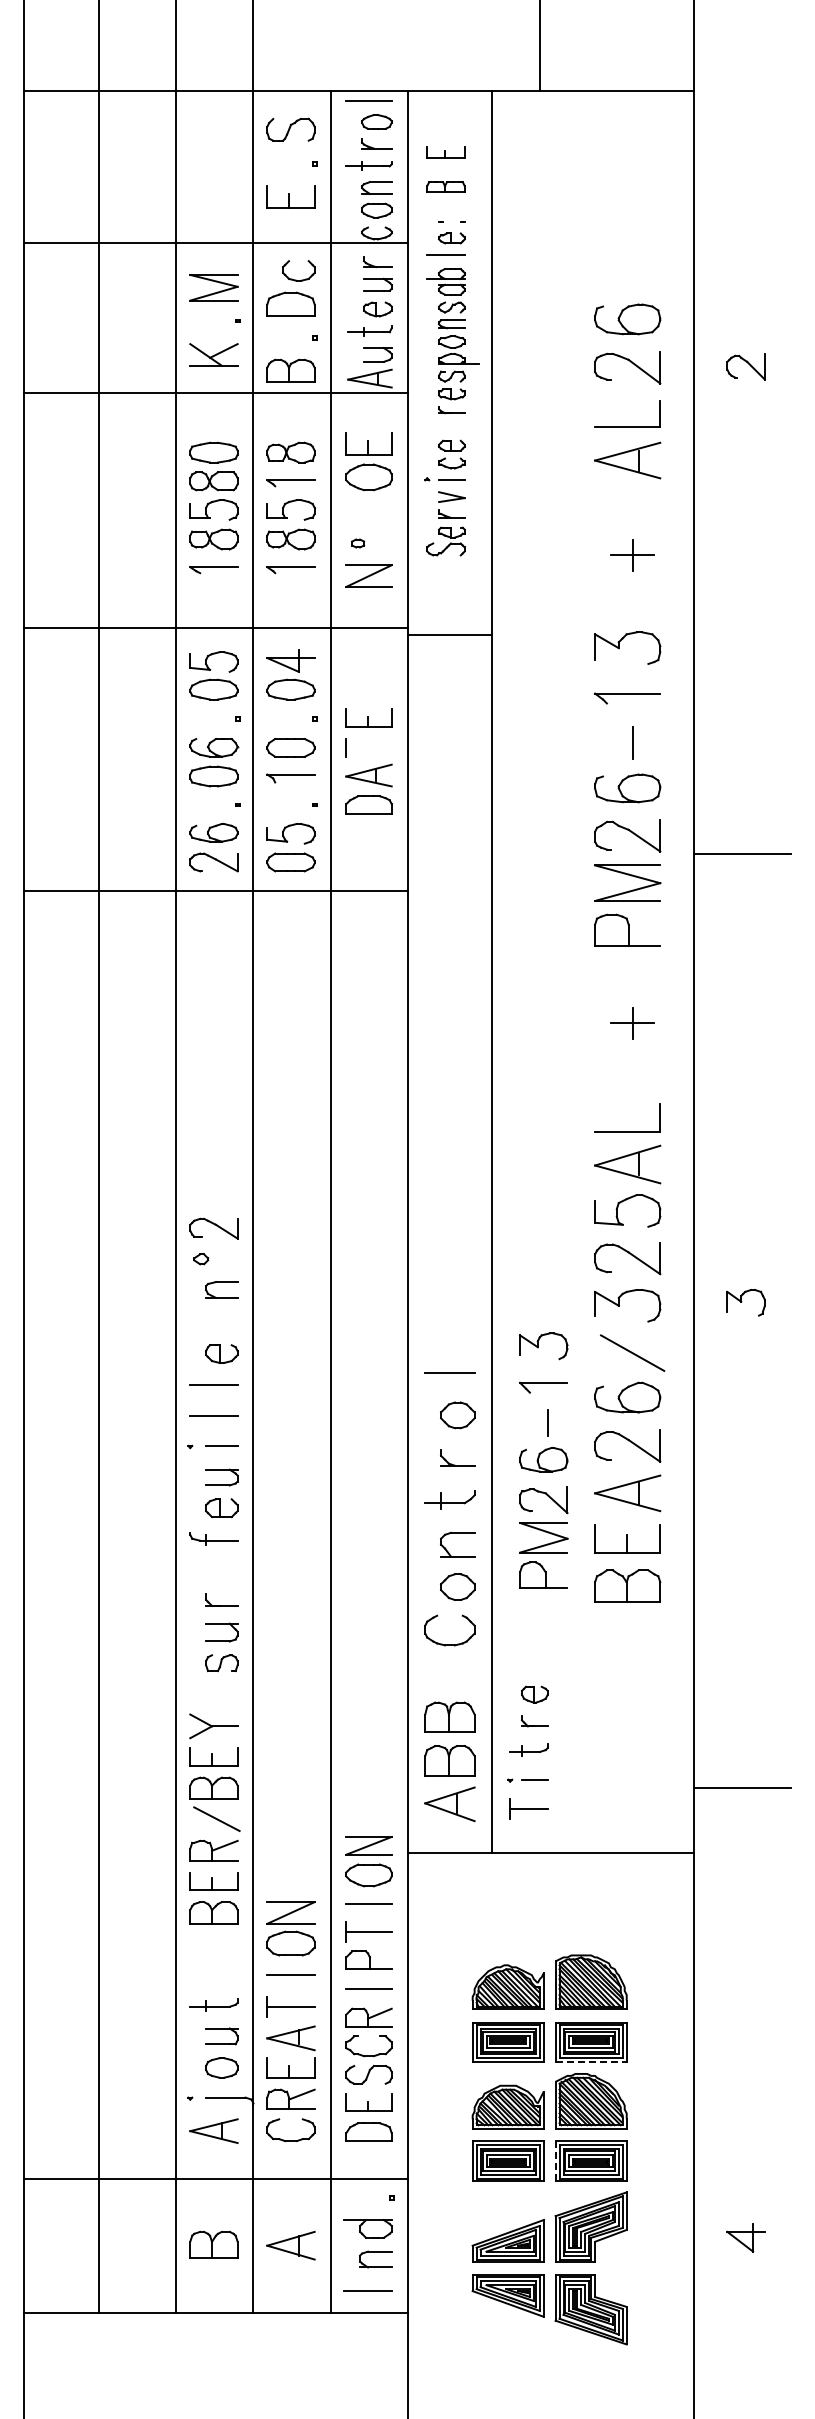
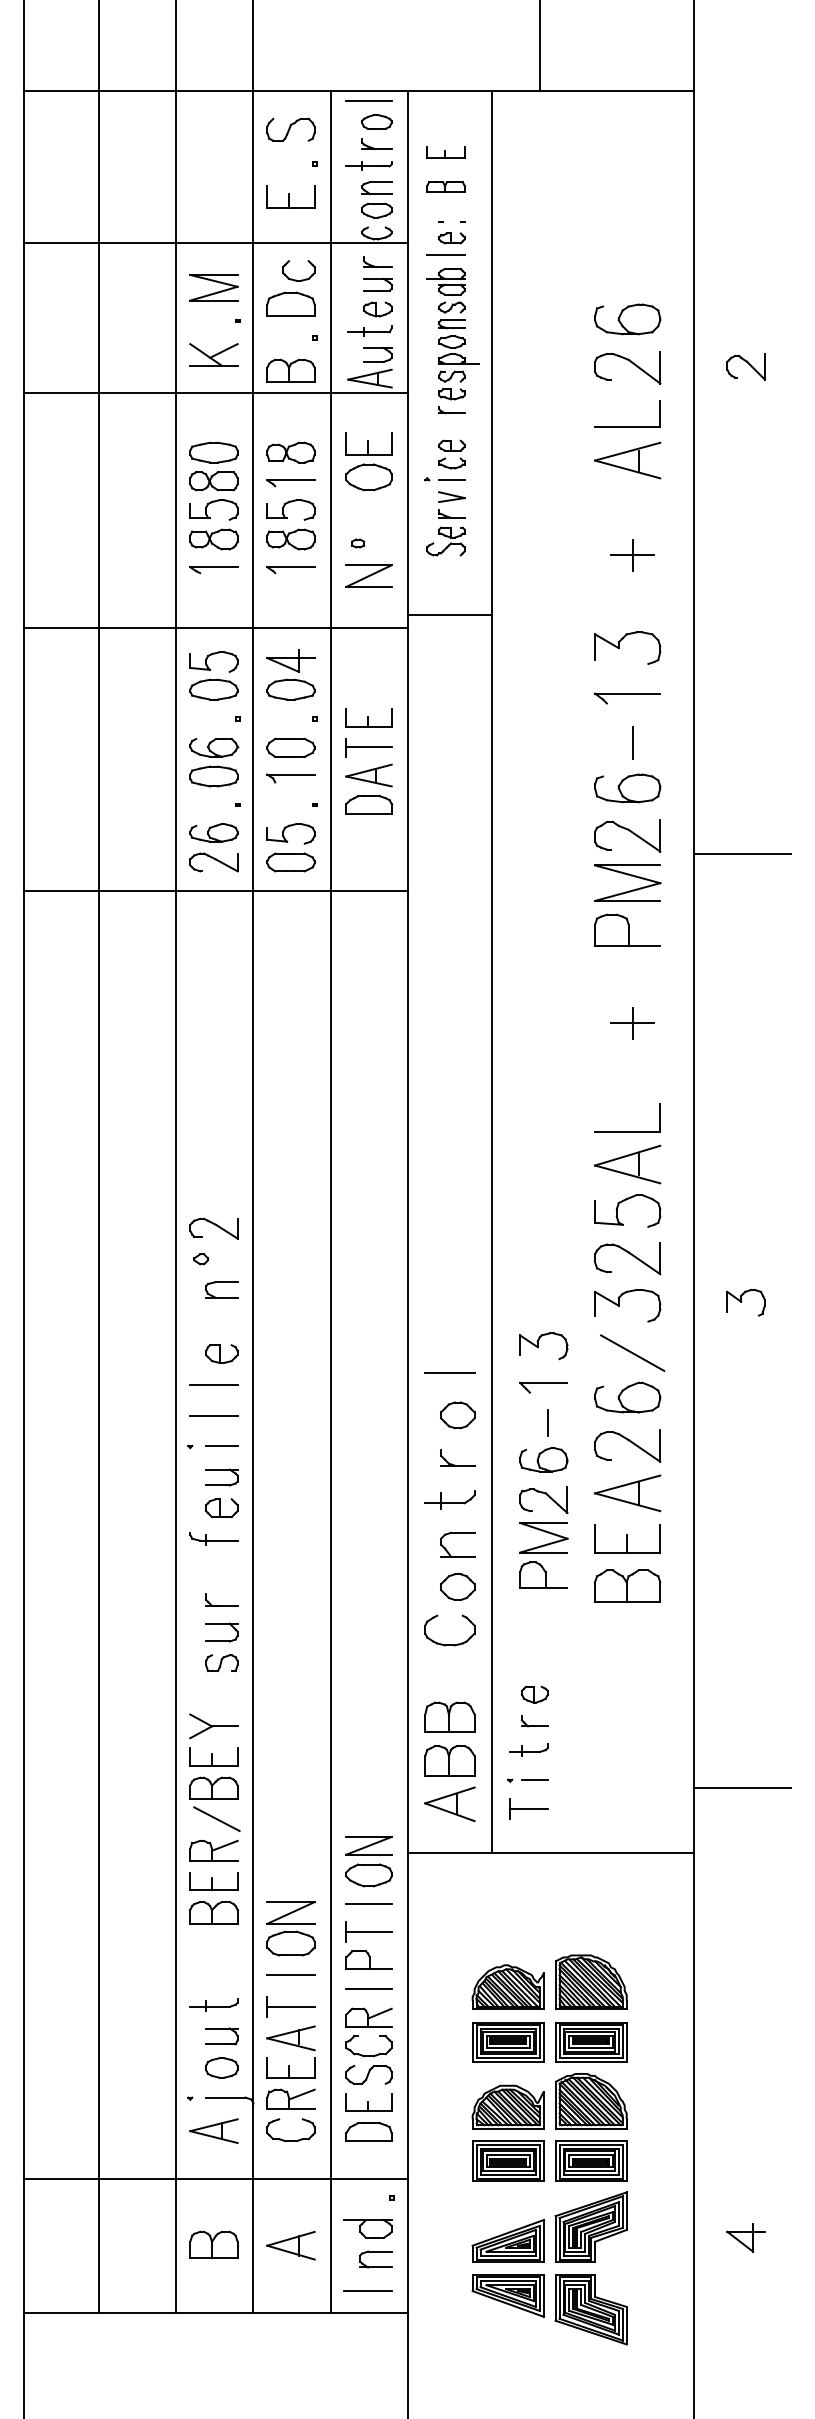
line position: (449, 634) -> (449, 614) (449, 614)
line: none -> present (368, 746)
line: dashed -> solid (591, 2062)
line: dashed -> solid (555, 2160)
